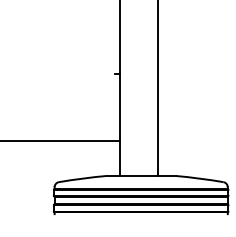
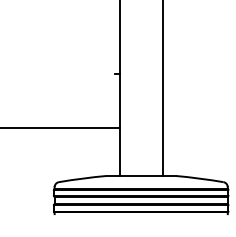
line position: (157, 88) -> (162, 88) (162, 88)
line position: (60, 140) -> (60, 127) (60, 127)
